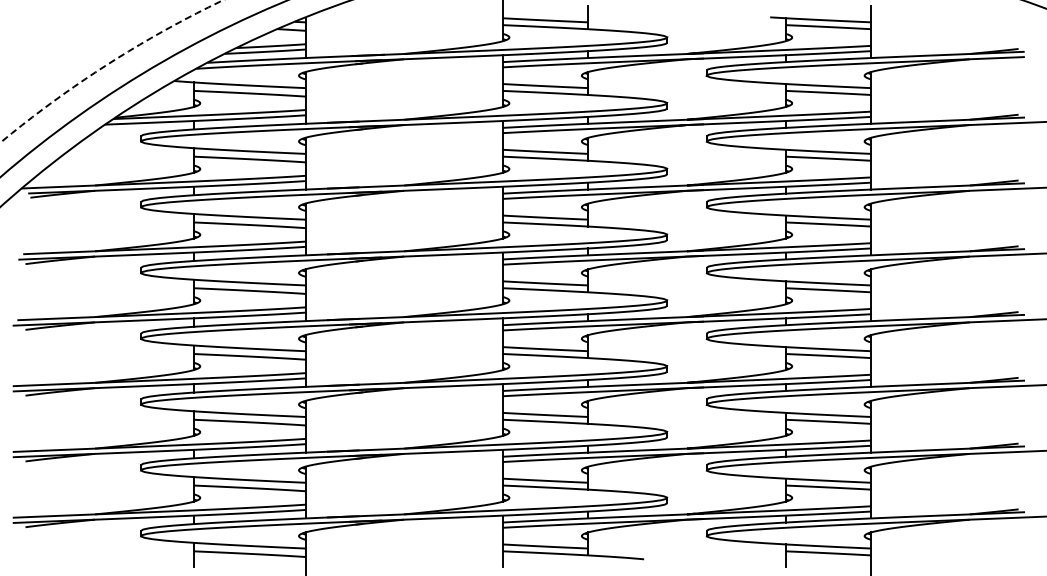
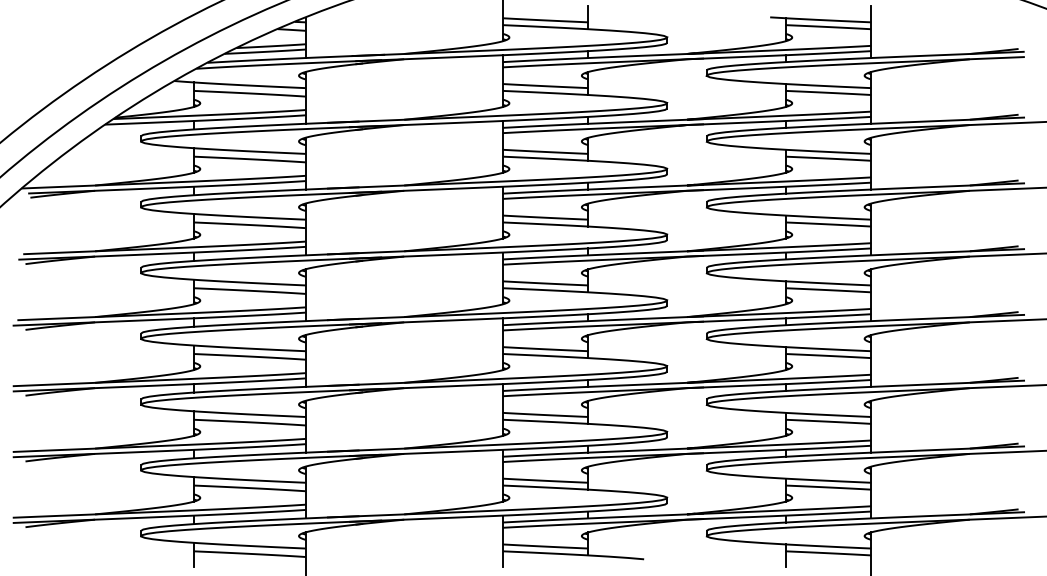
circle: dashed -> solid (111, 71)
